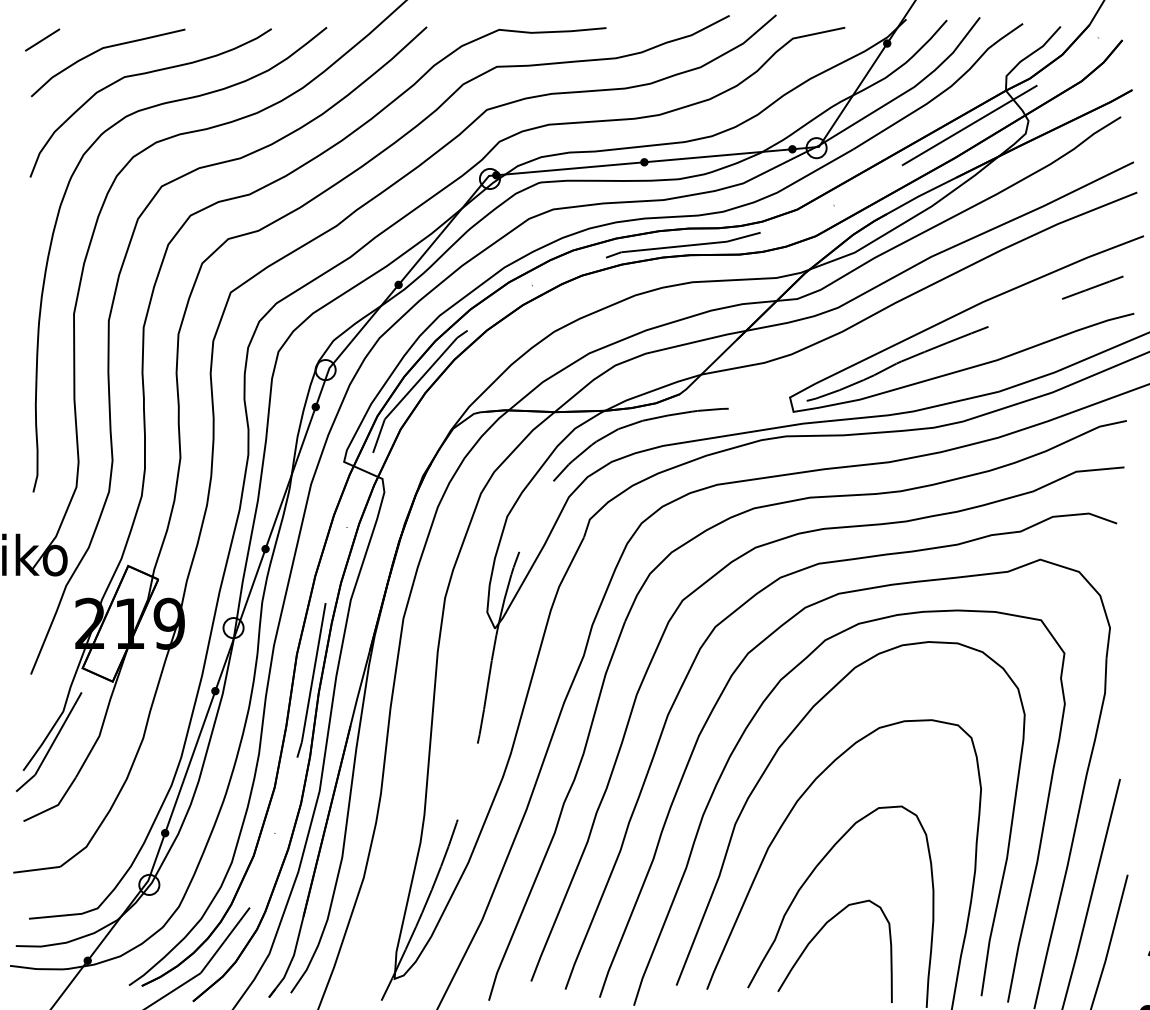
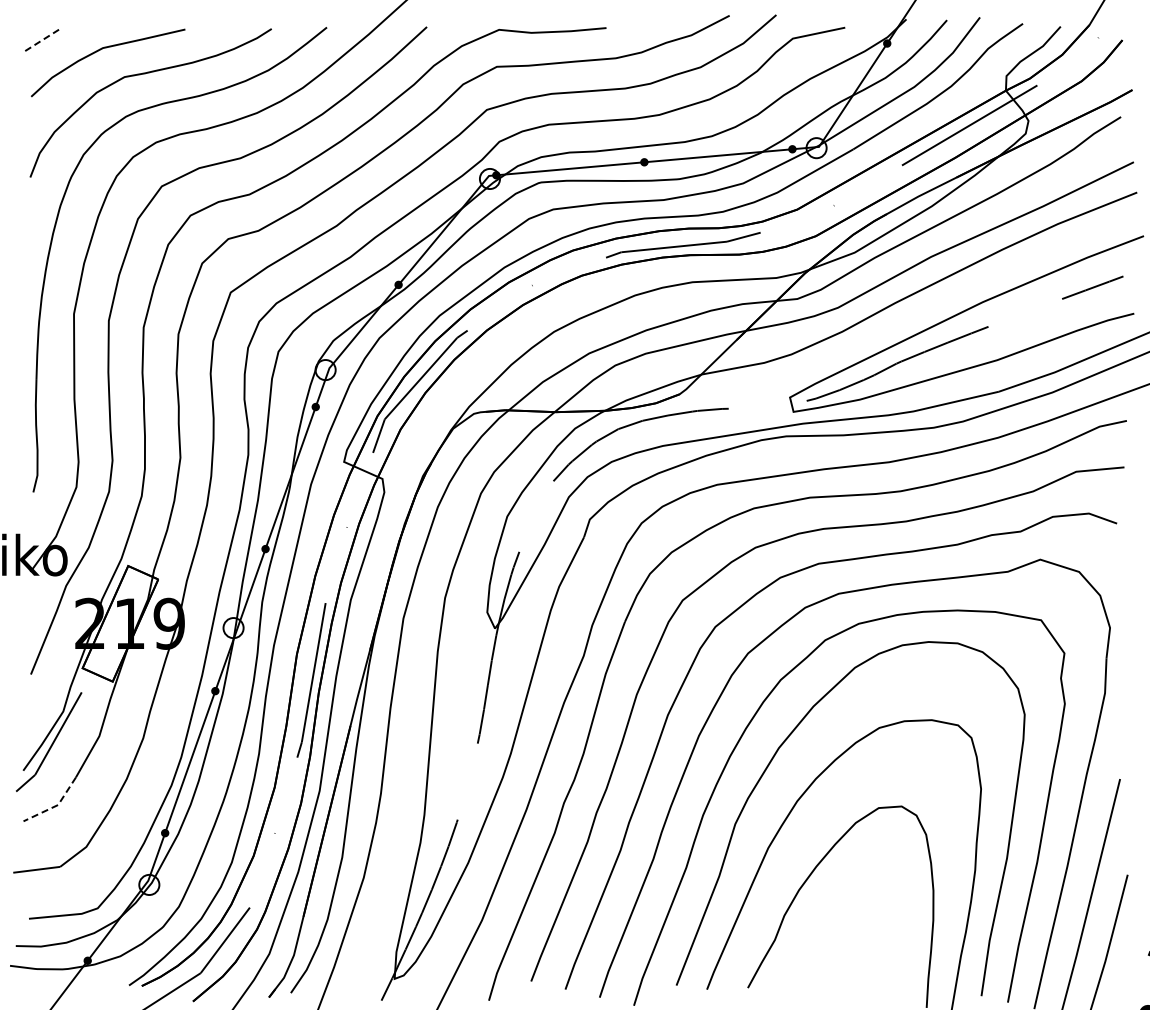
line: solid -> dashed (42, 40)
line: solid -> dashed (55, 806)
curve: present -> none (817, 935)
